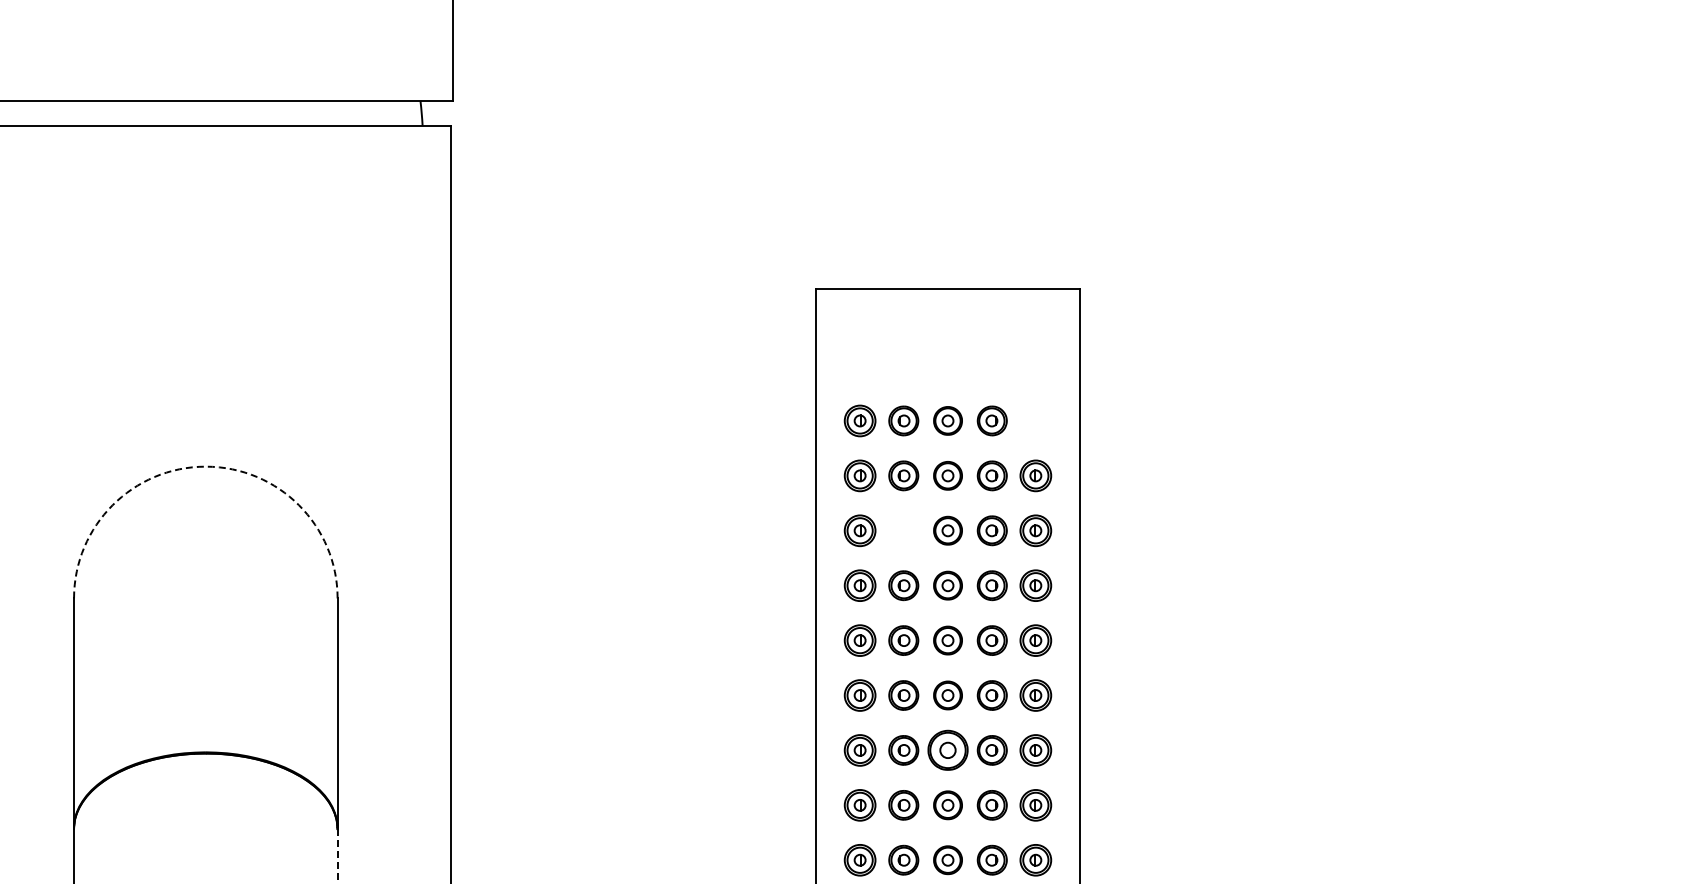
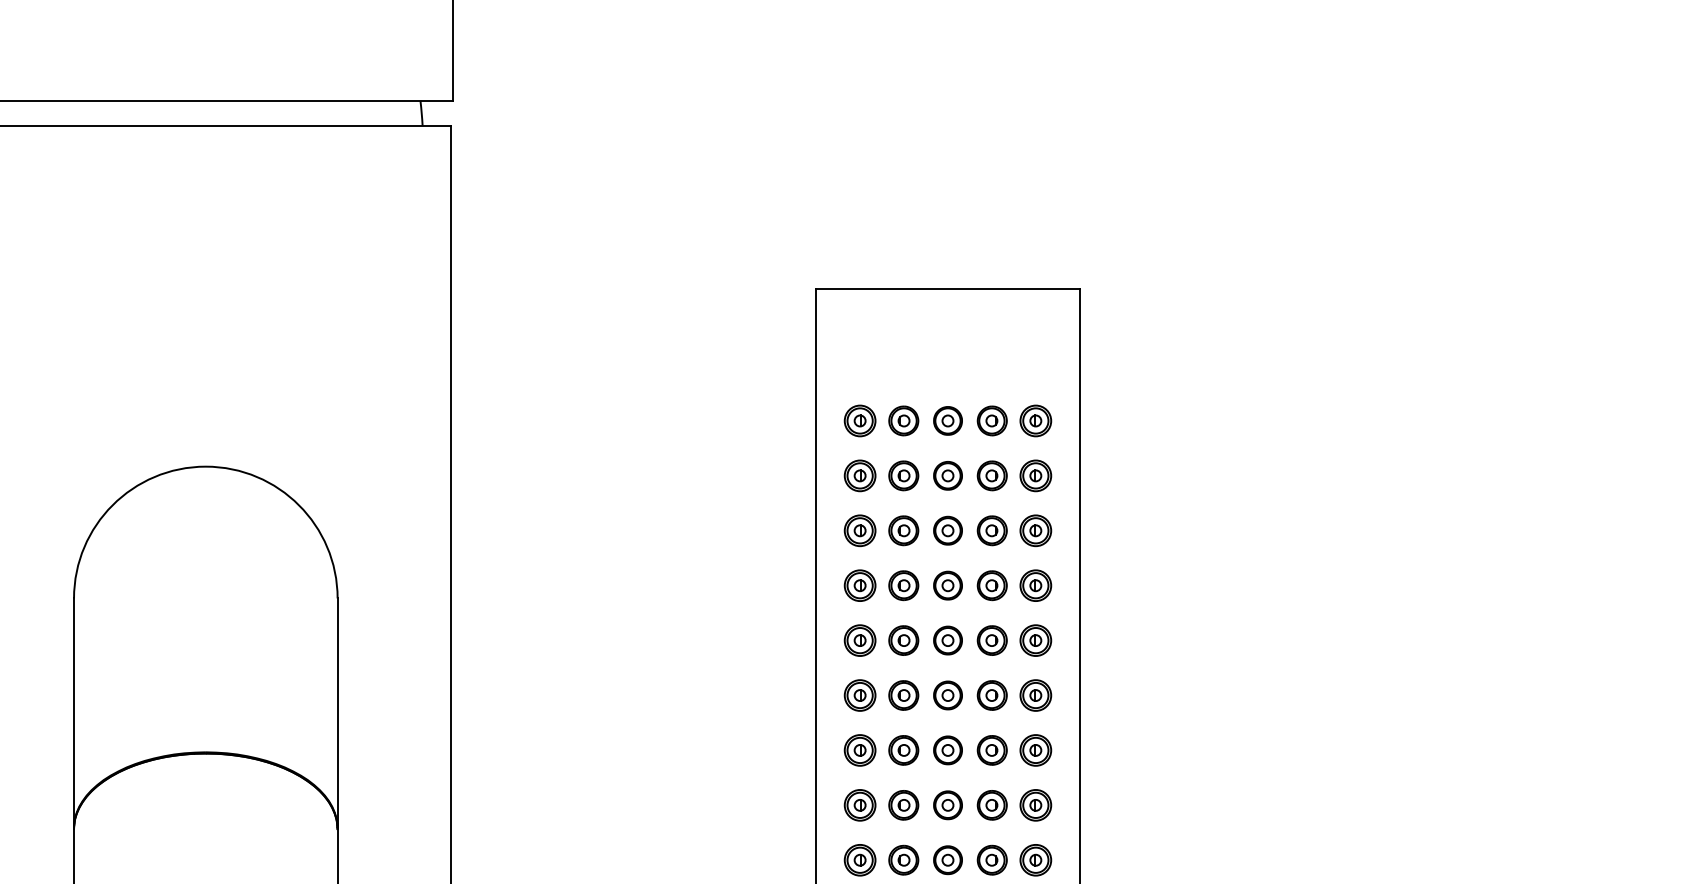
part: none -> present (1035, 420)
arc: dashed -> solid (205, 466)
part: none -> present (903, 530)
part size: 42x42 px -> 30x31 px (947, 750)
line: dashed -> solid (337, 856)
